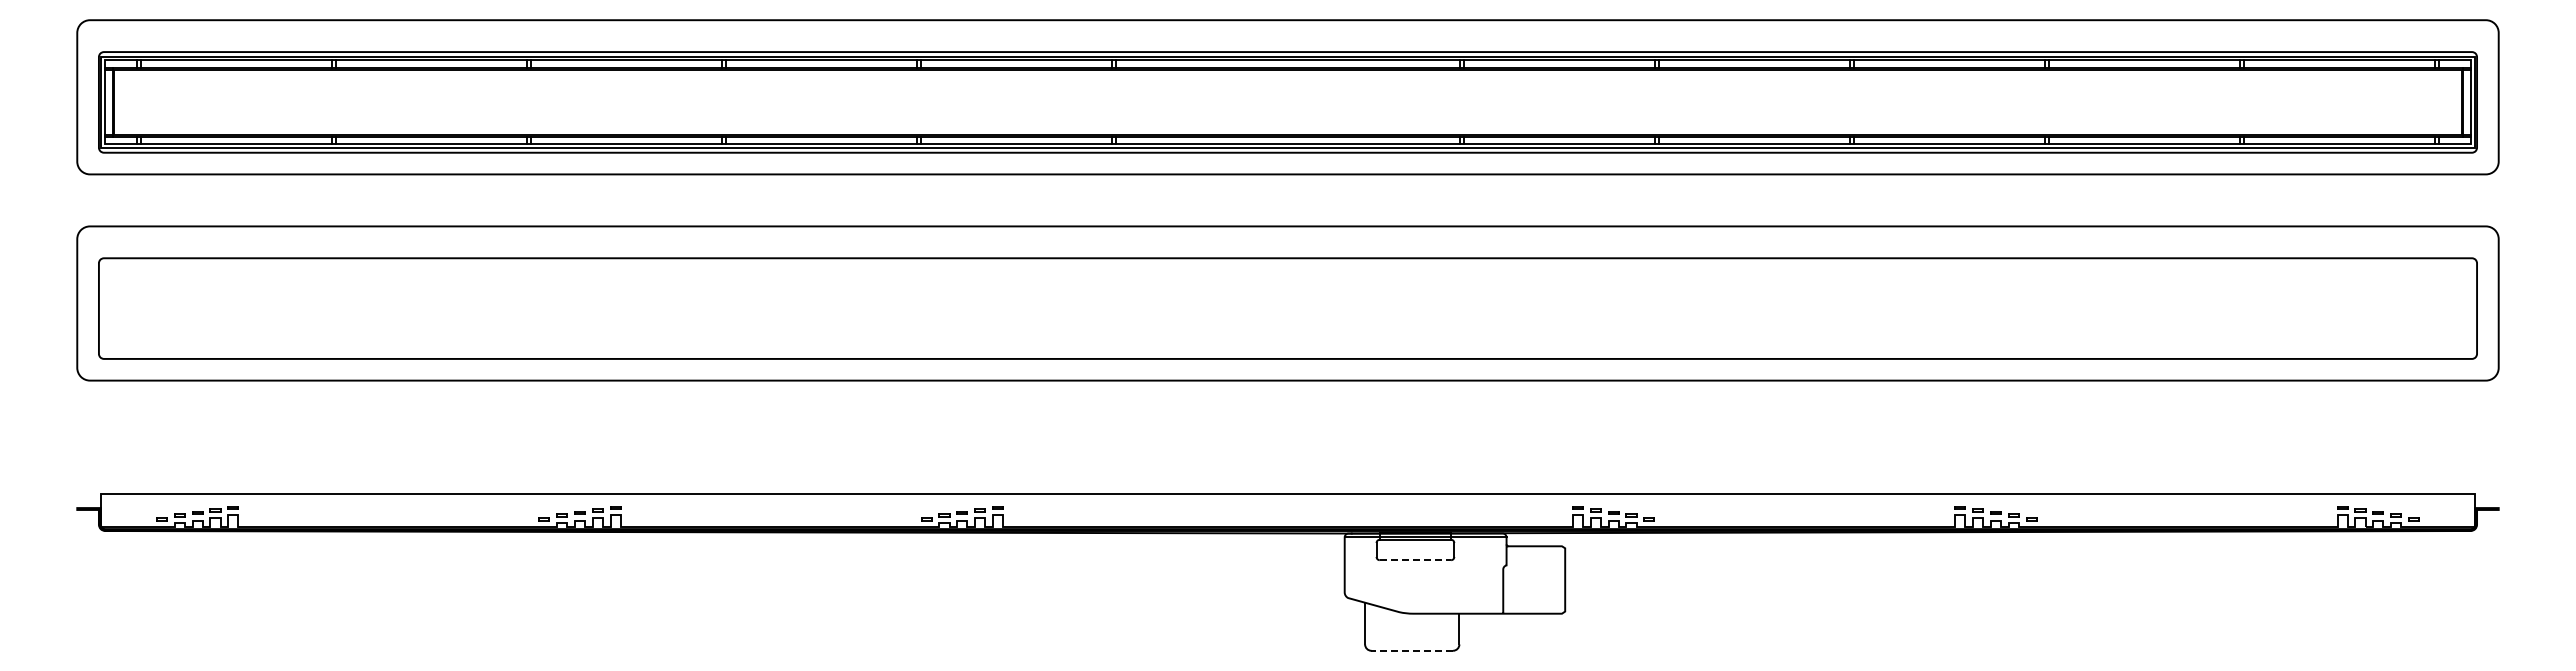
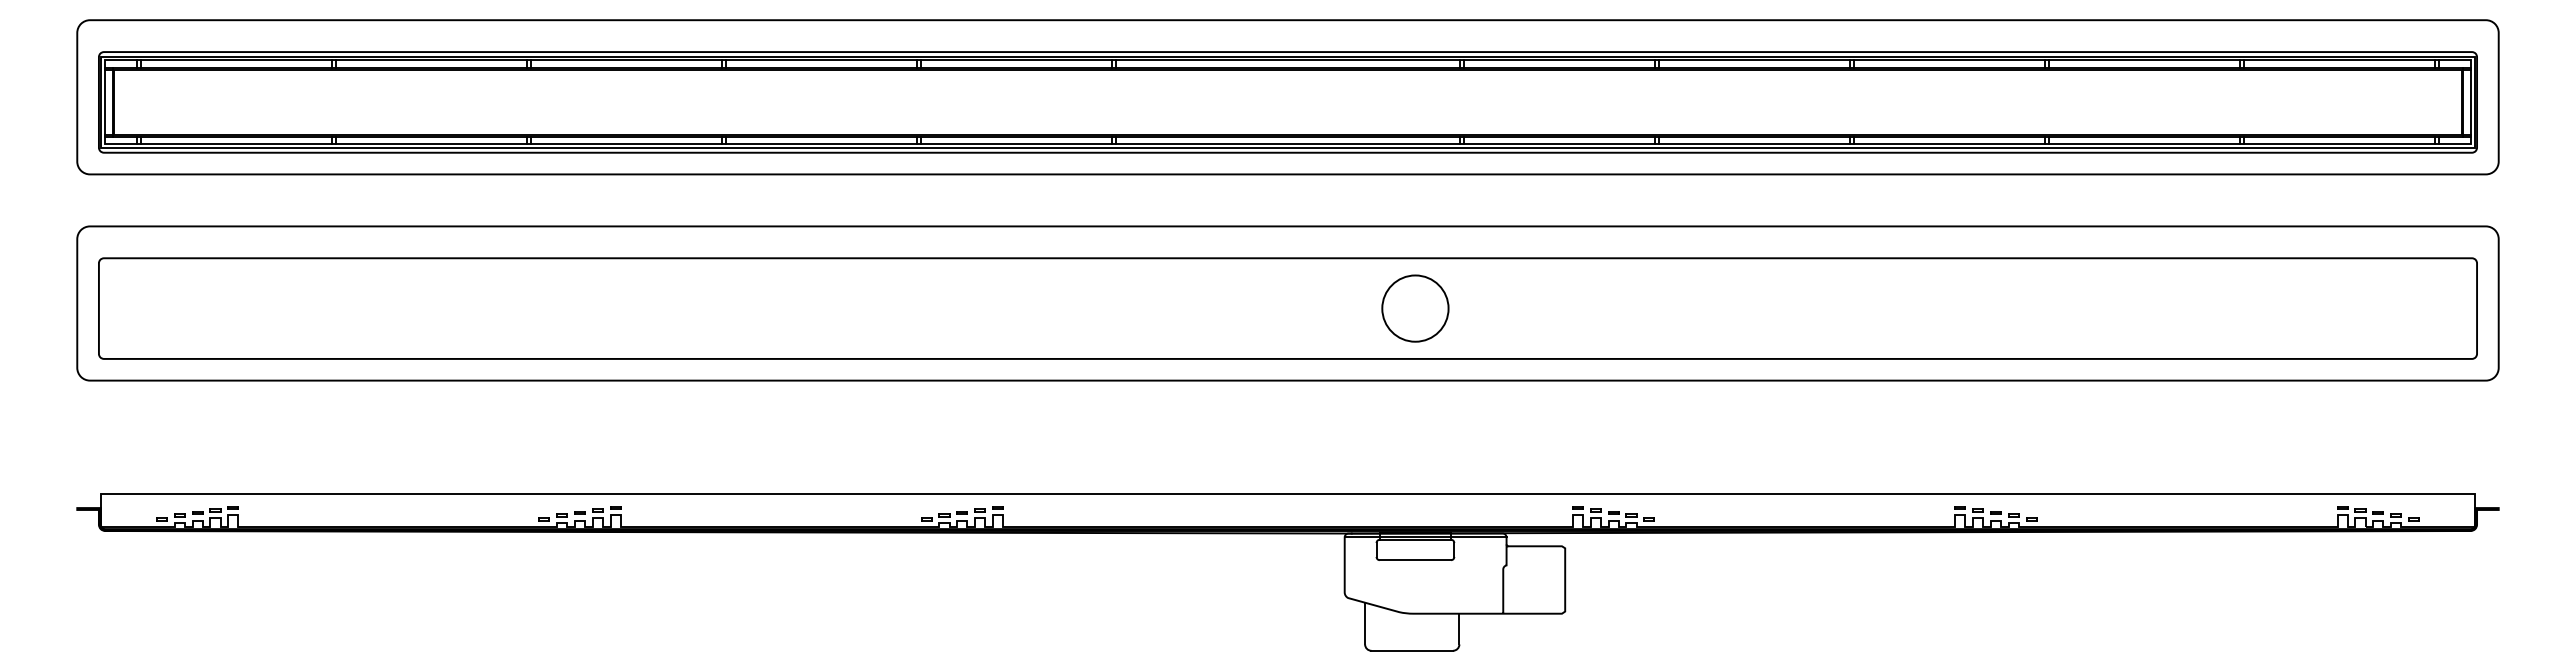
circle: none -> present (1415, 308)
line: dashed -> solid (1415, 560)
line: dashed -> solid (1412, 650)
